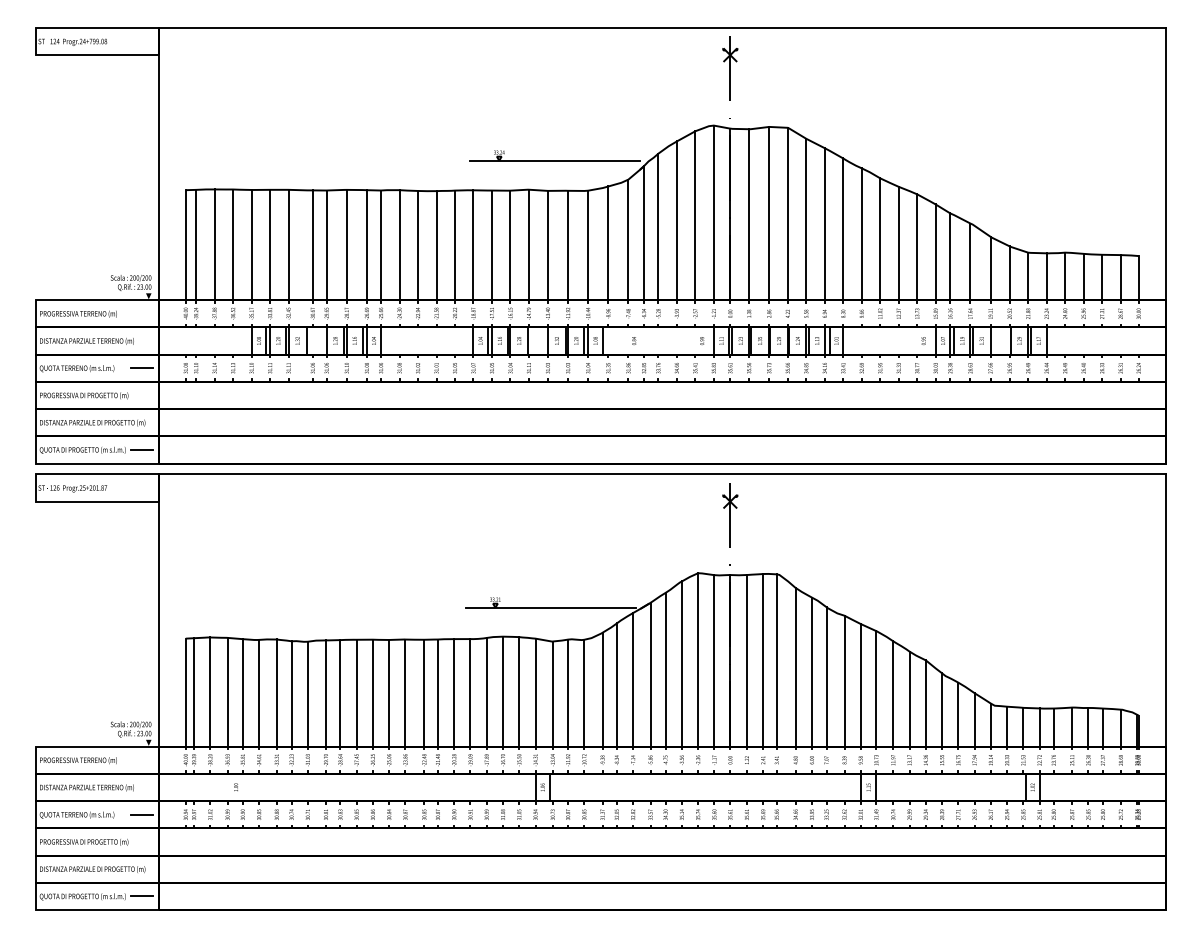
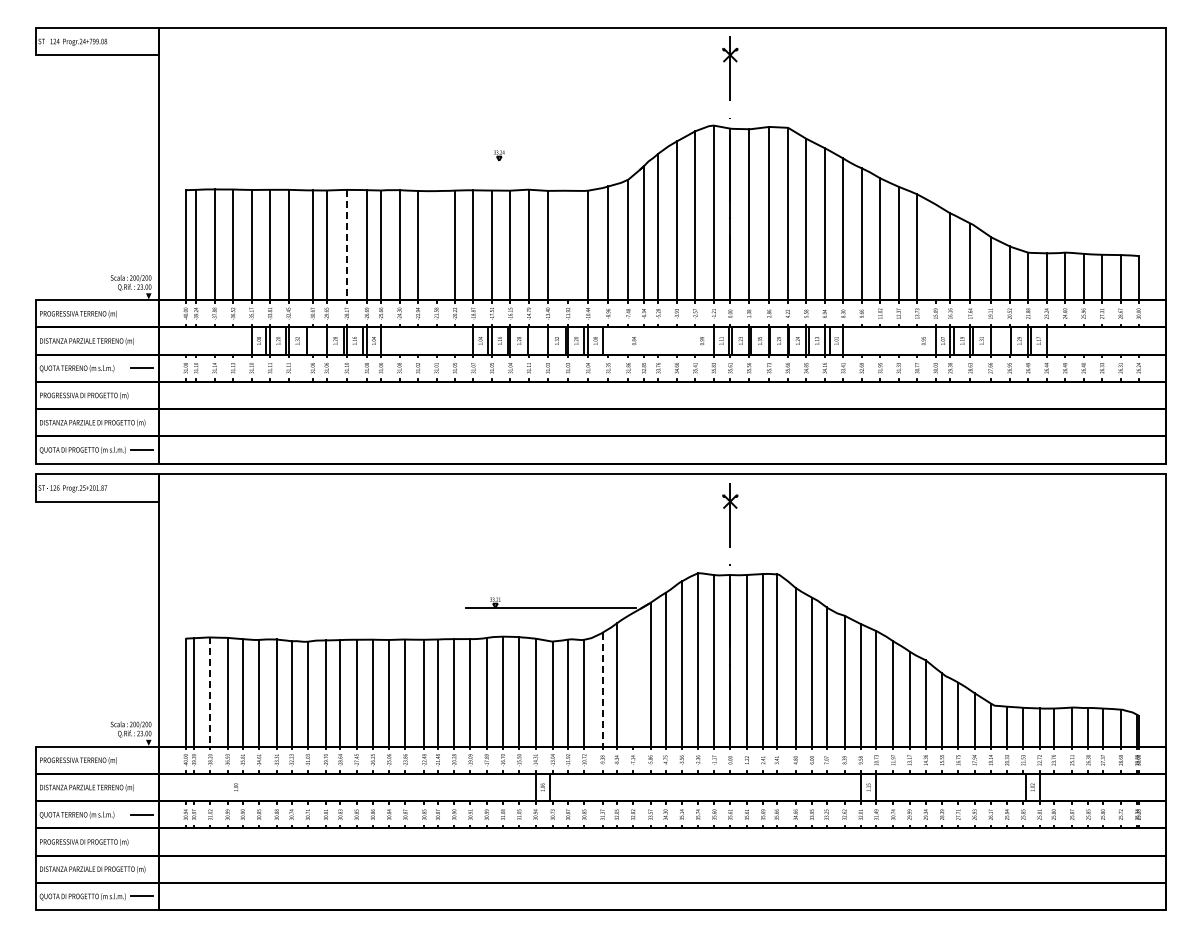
line: present -> none (555, 160)
line: solid -> dashed (346, 245)
line: present -> none (436, 245)
line: present -> none (568, 245)
line: present -> none (935, 252)
line: present -> none (633, 679)
line: solid -> dashed (602, 689)
line: solid -> dashed (210, 692)
